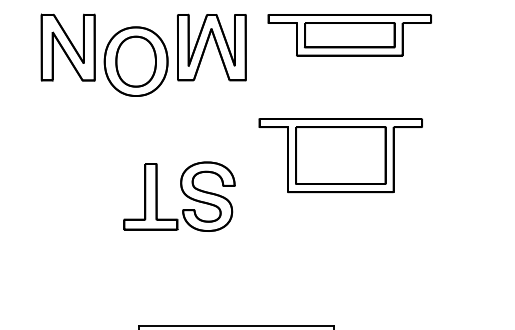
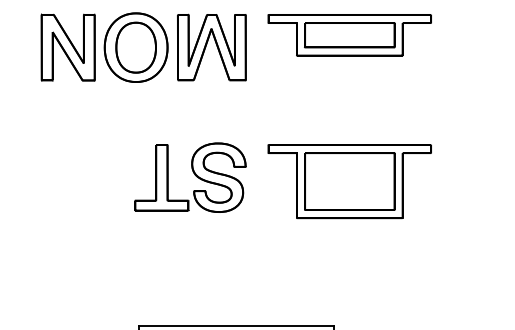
part position: (135, 61) -> (135, 47) (135, 47)
part position: (340, 155) -> (349, 181) (349, 181)
part position: (179, 196) -> (190, 177) (190, 177)
